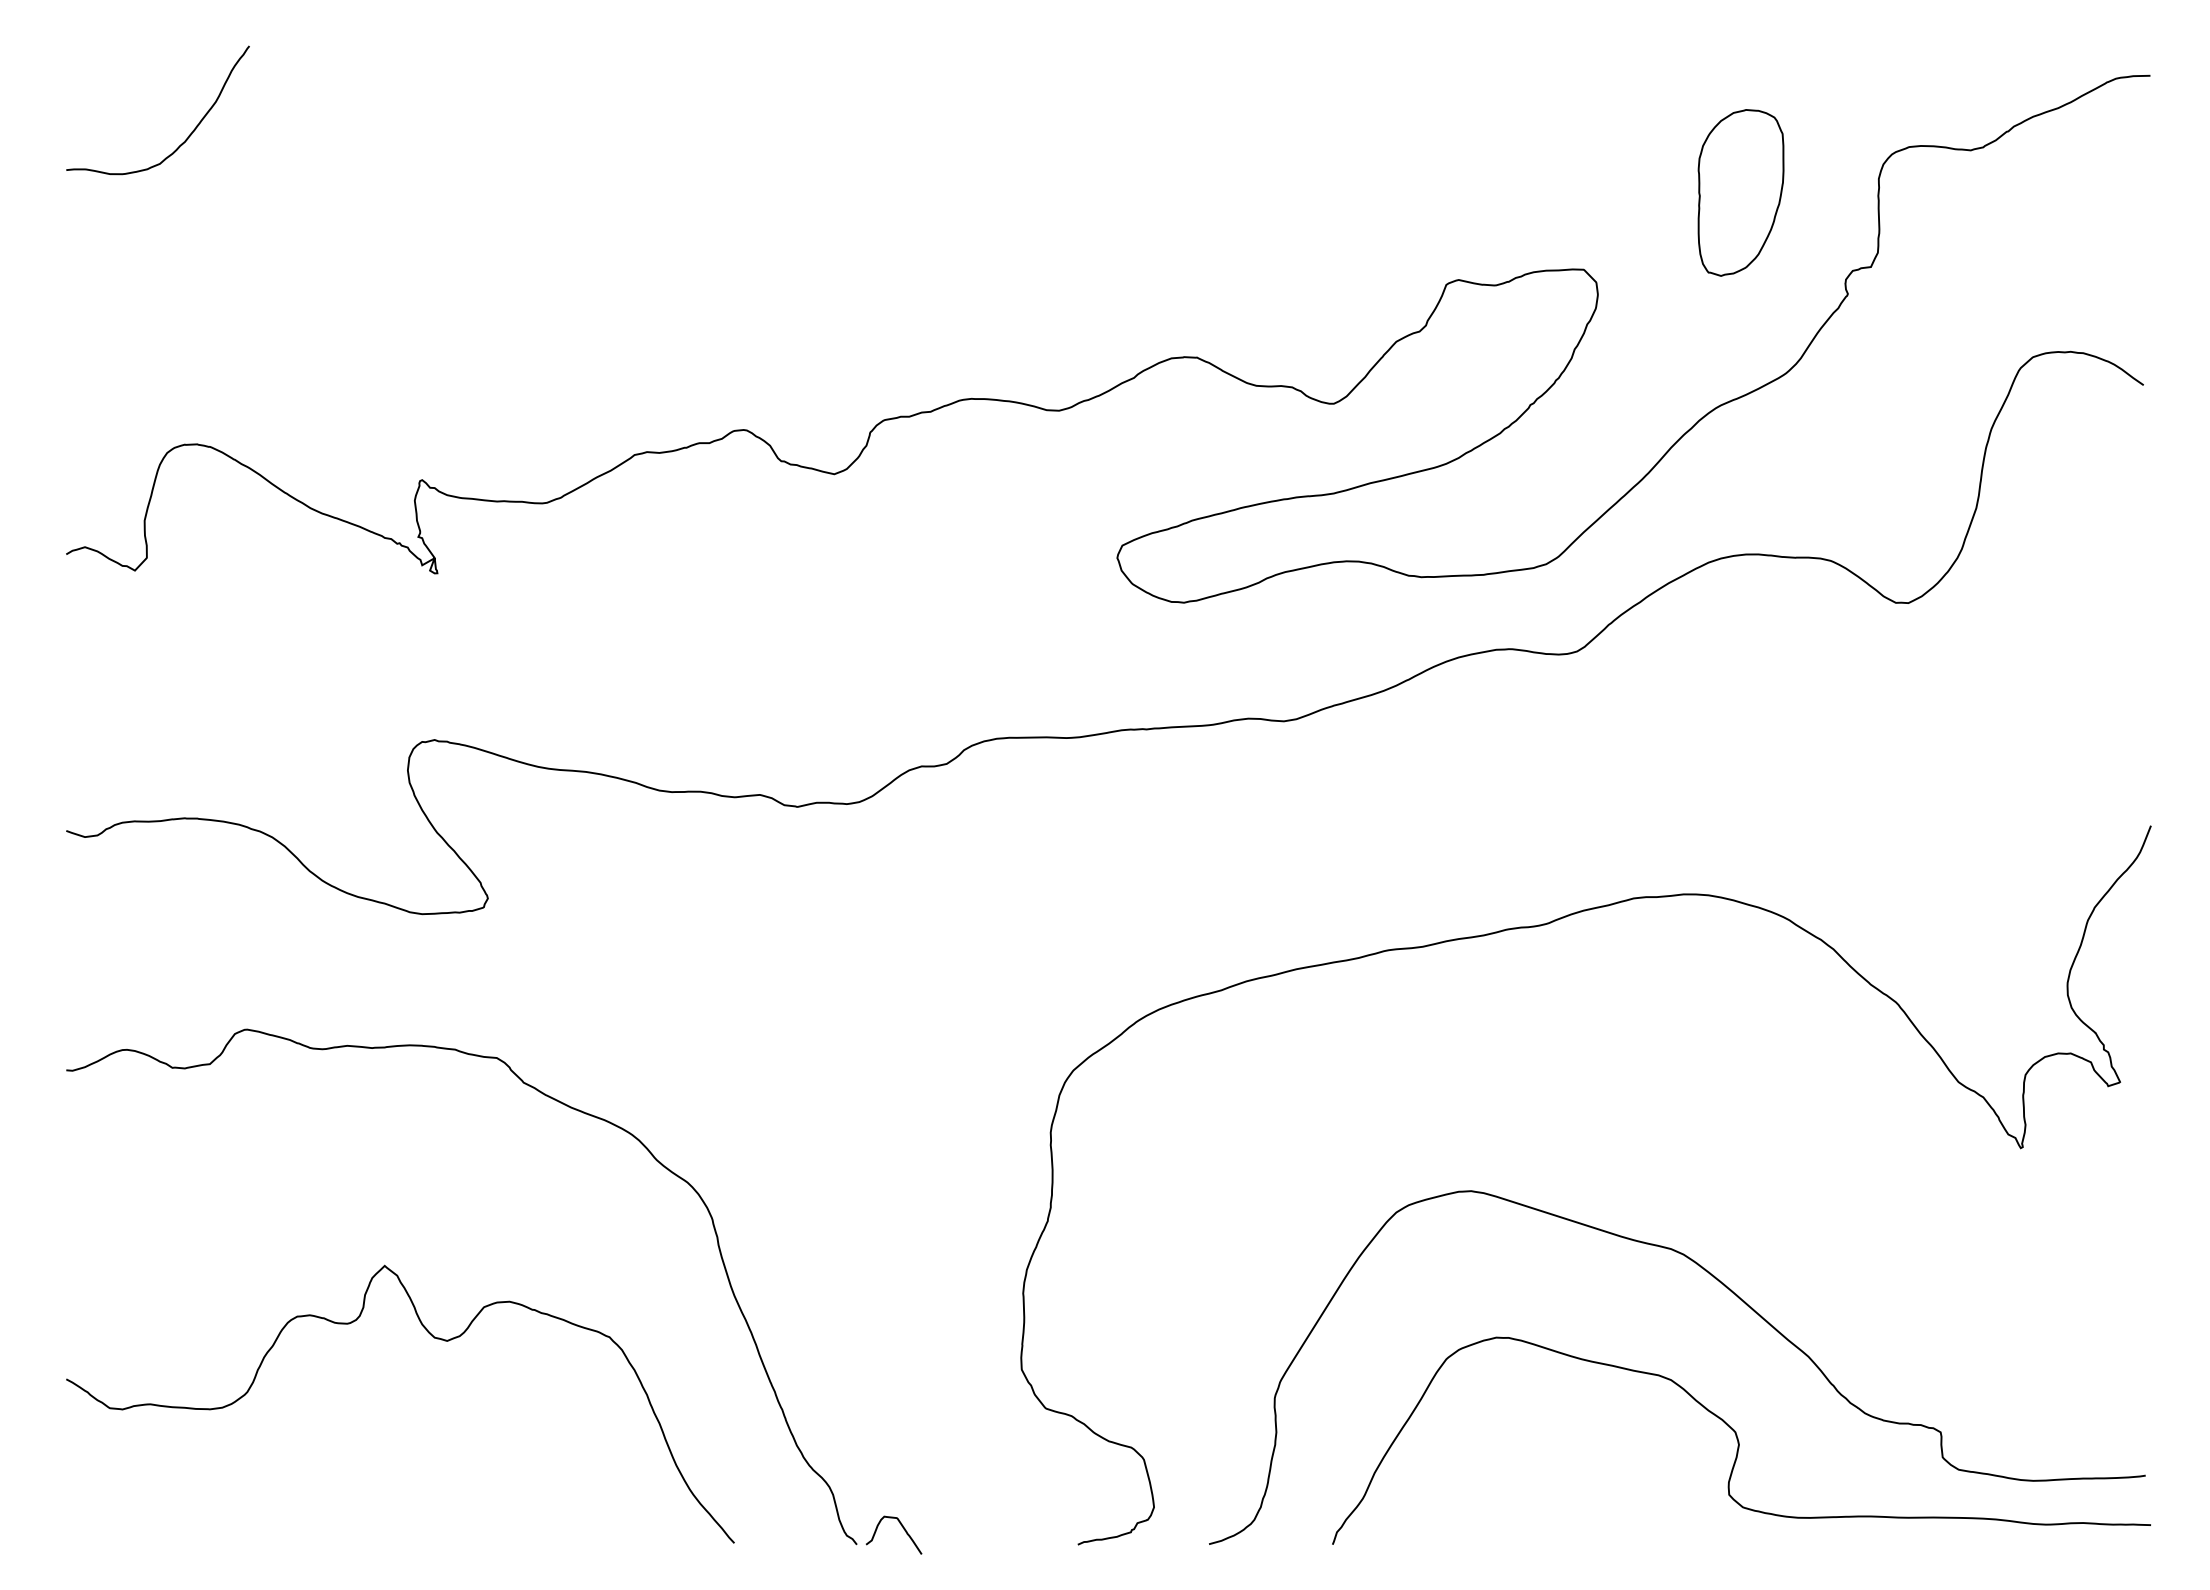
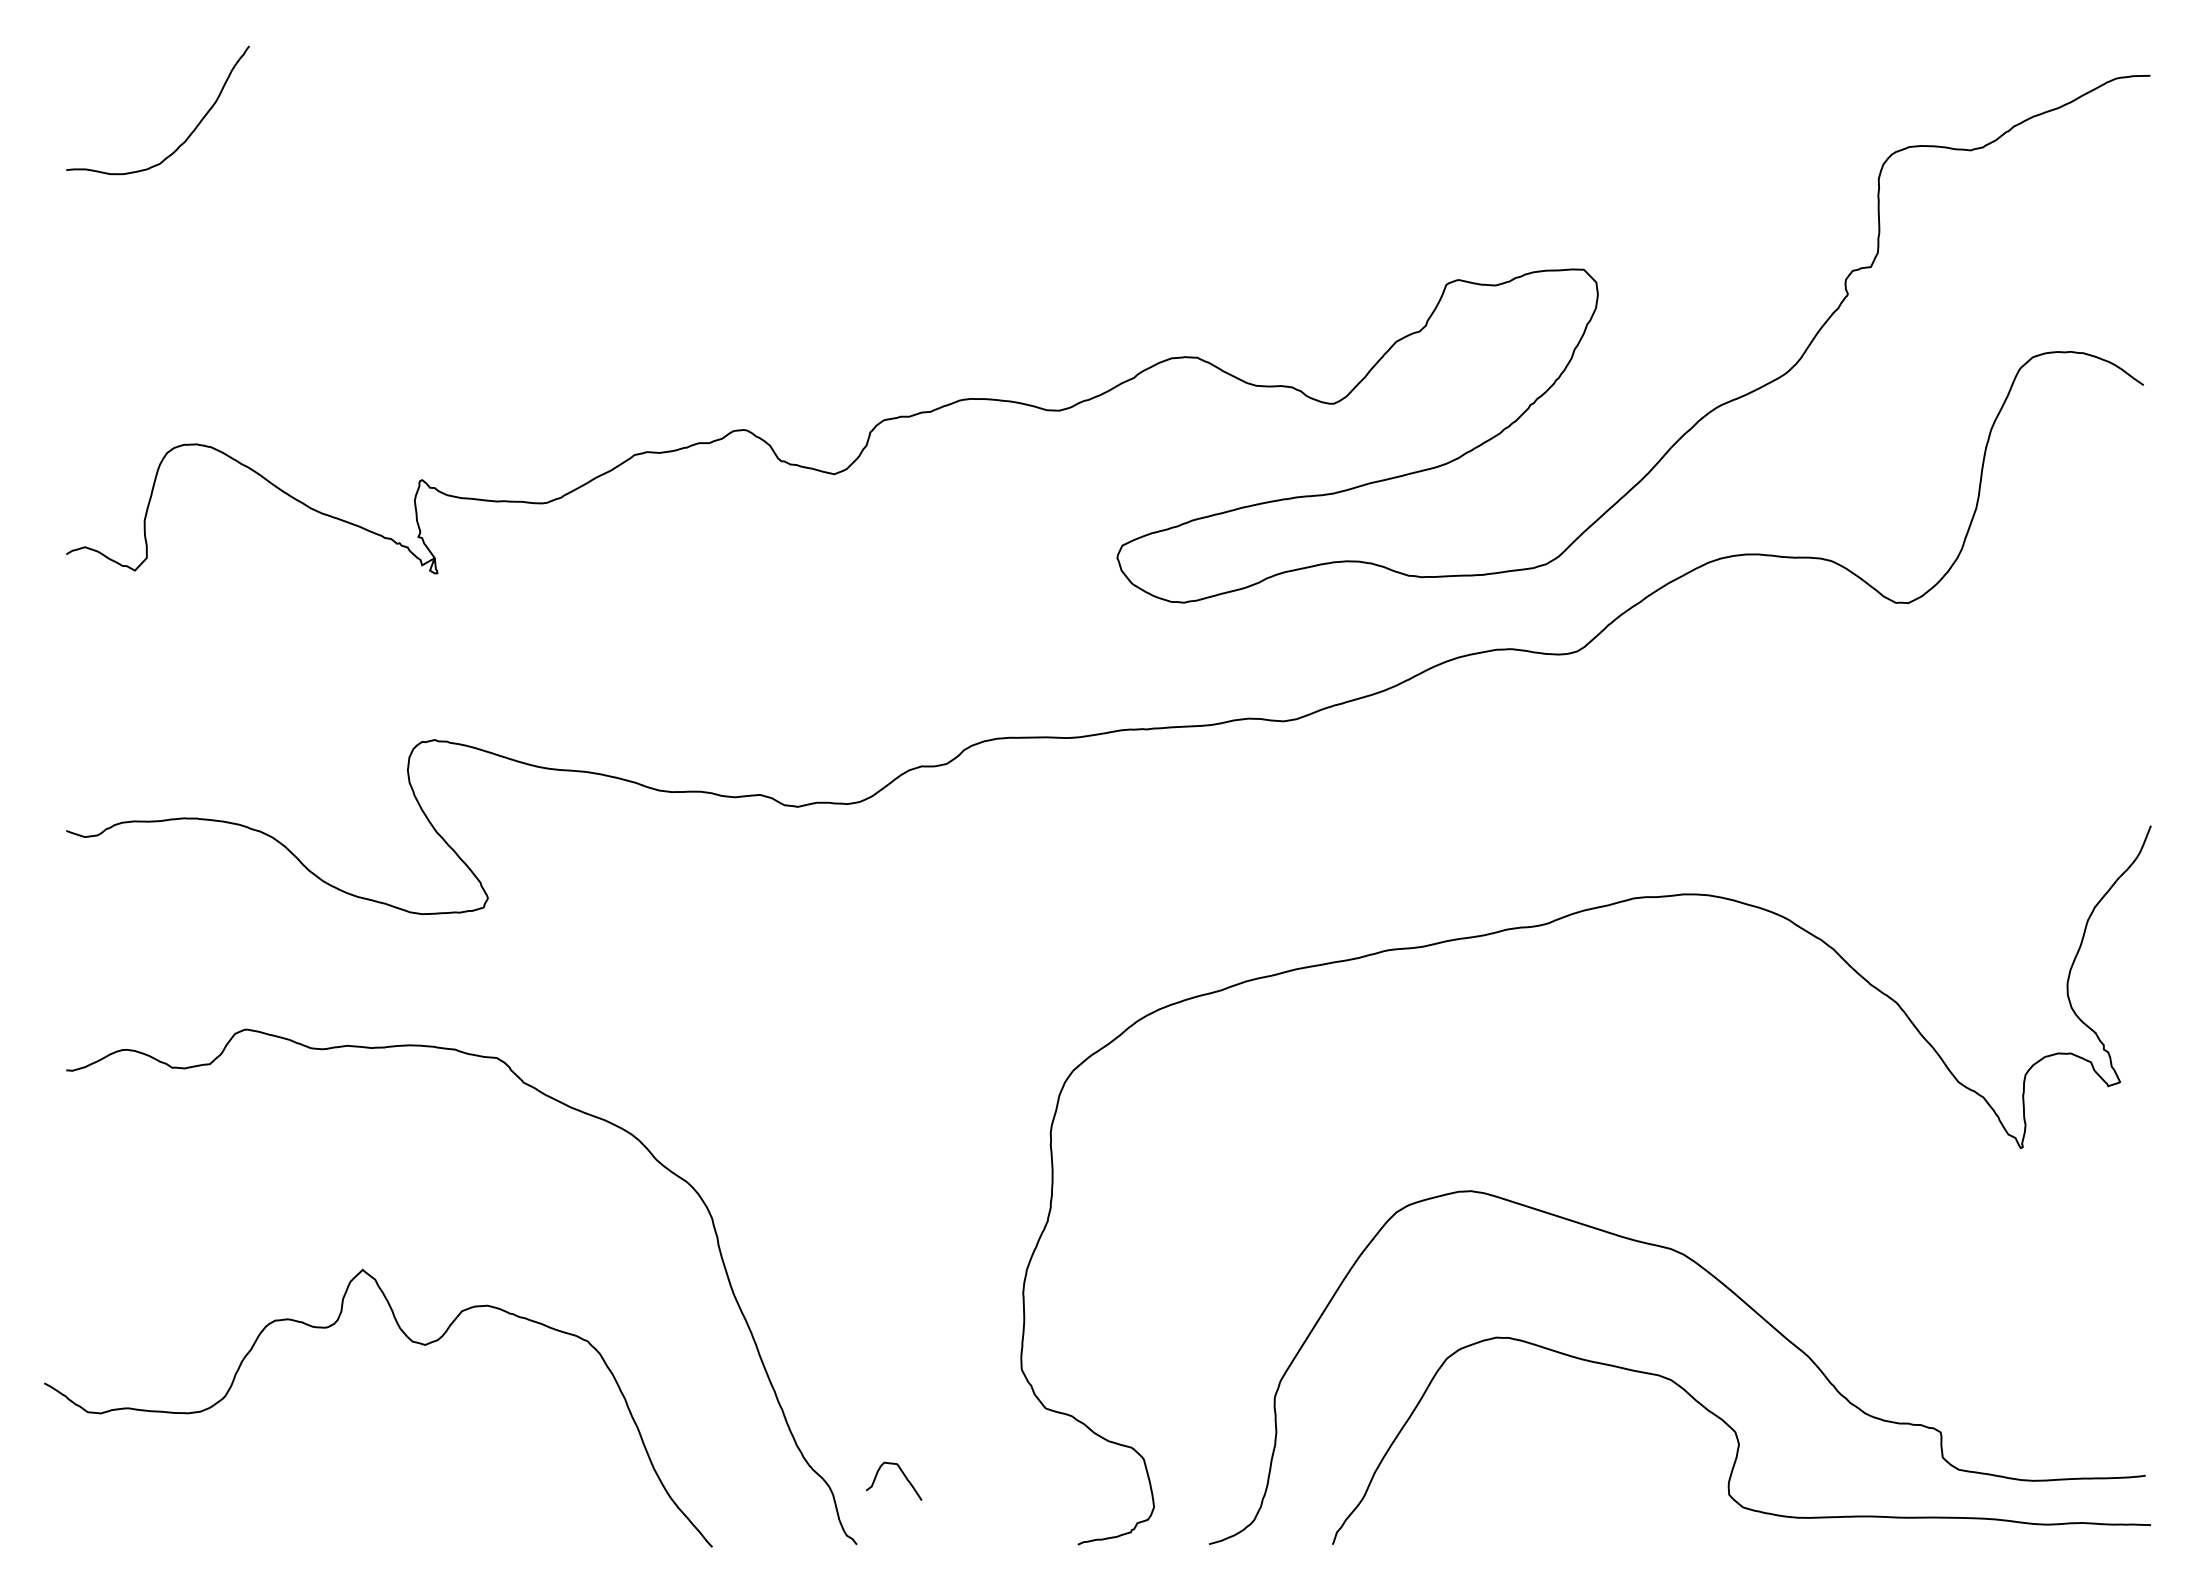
part: present -> none (1740, 192)
curve position: (434, 1338) -> (412, 1342) (412, 1342)
curve position: (903, 1529) -> (903, 1475) (903, 1475)
